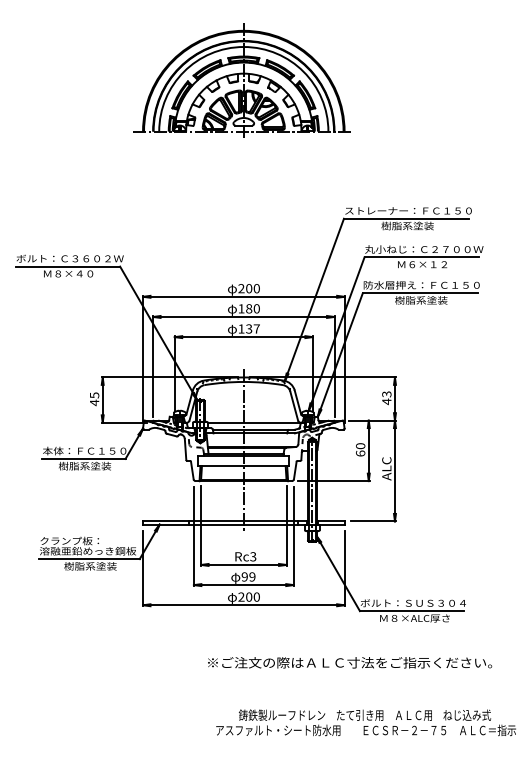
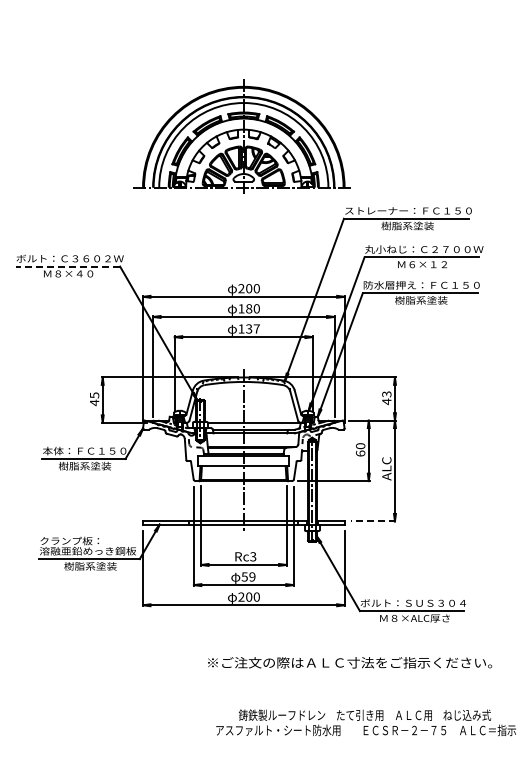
part position: (241, 80) -> (241, 136) (241, 136)
line: solid -> dashed (67, 266)
line: solid -> dashed (373, 521)
text: 99 -> 59 (244, 576)
